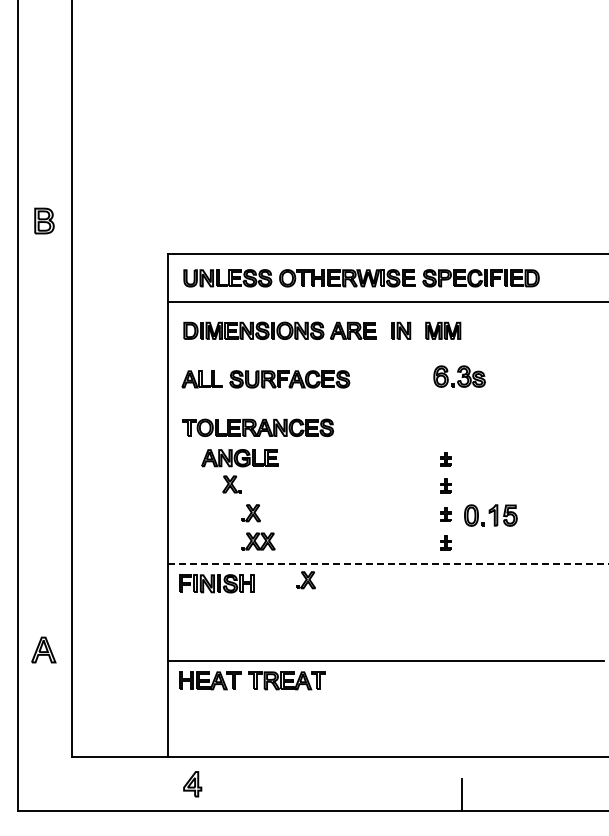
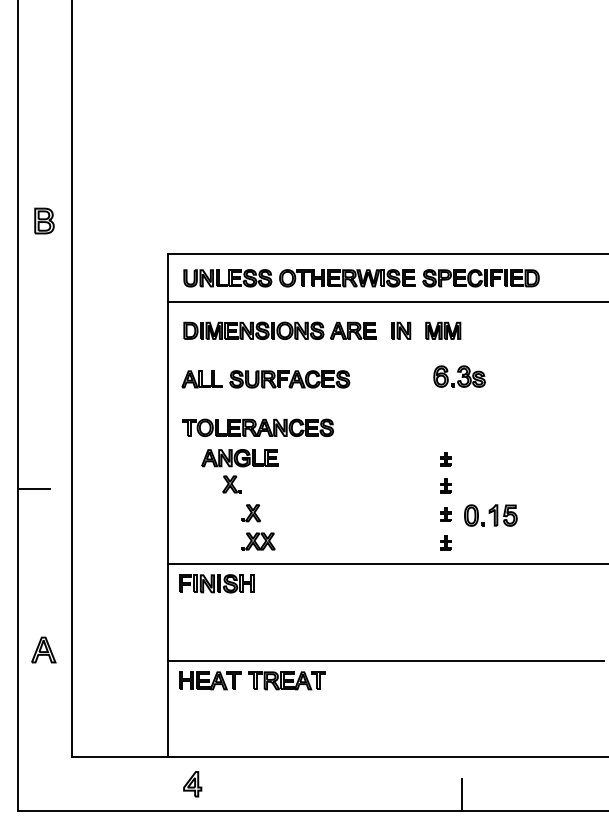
line: none -> present (34, 489)
line: dashed -> solid (388, 563)
part: present -> none (305, 580)
